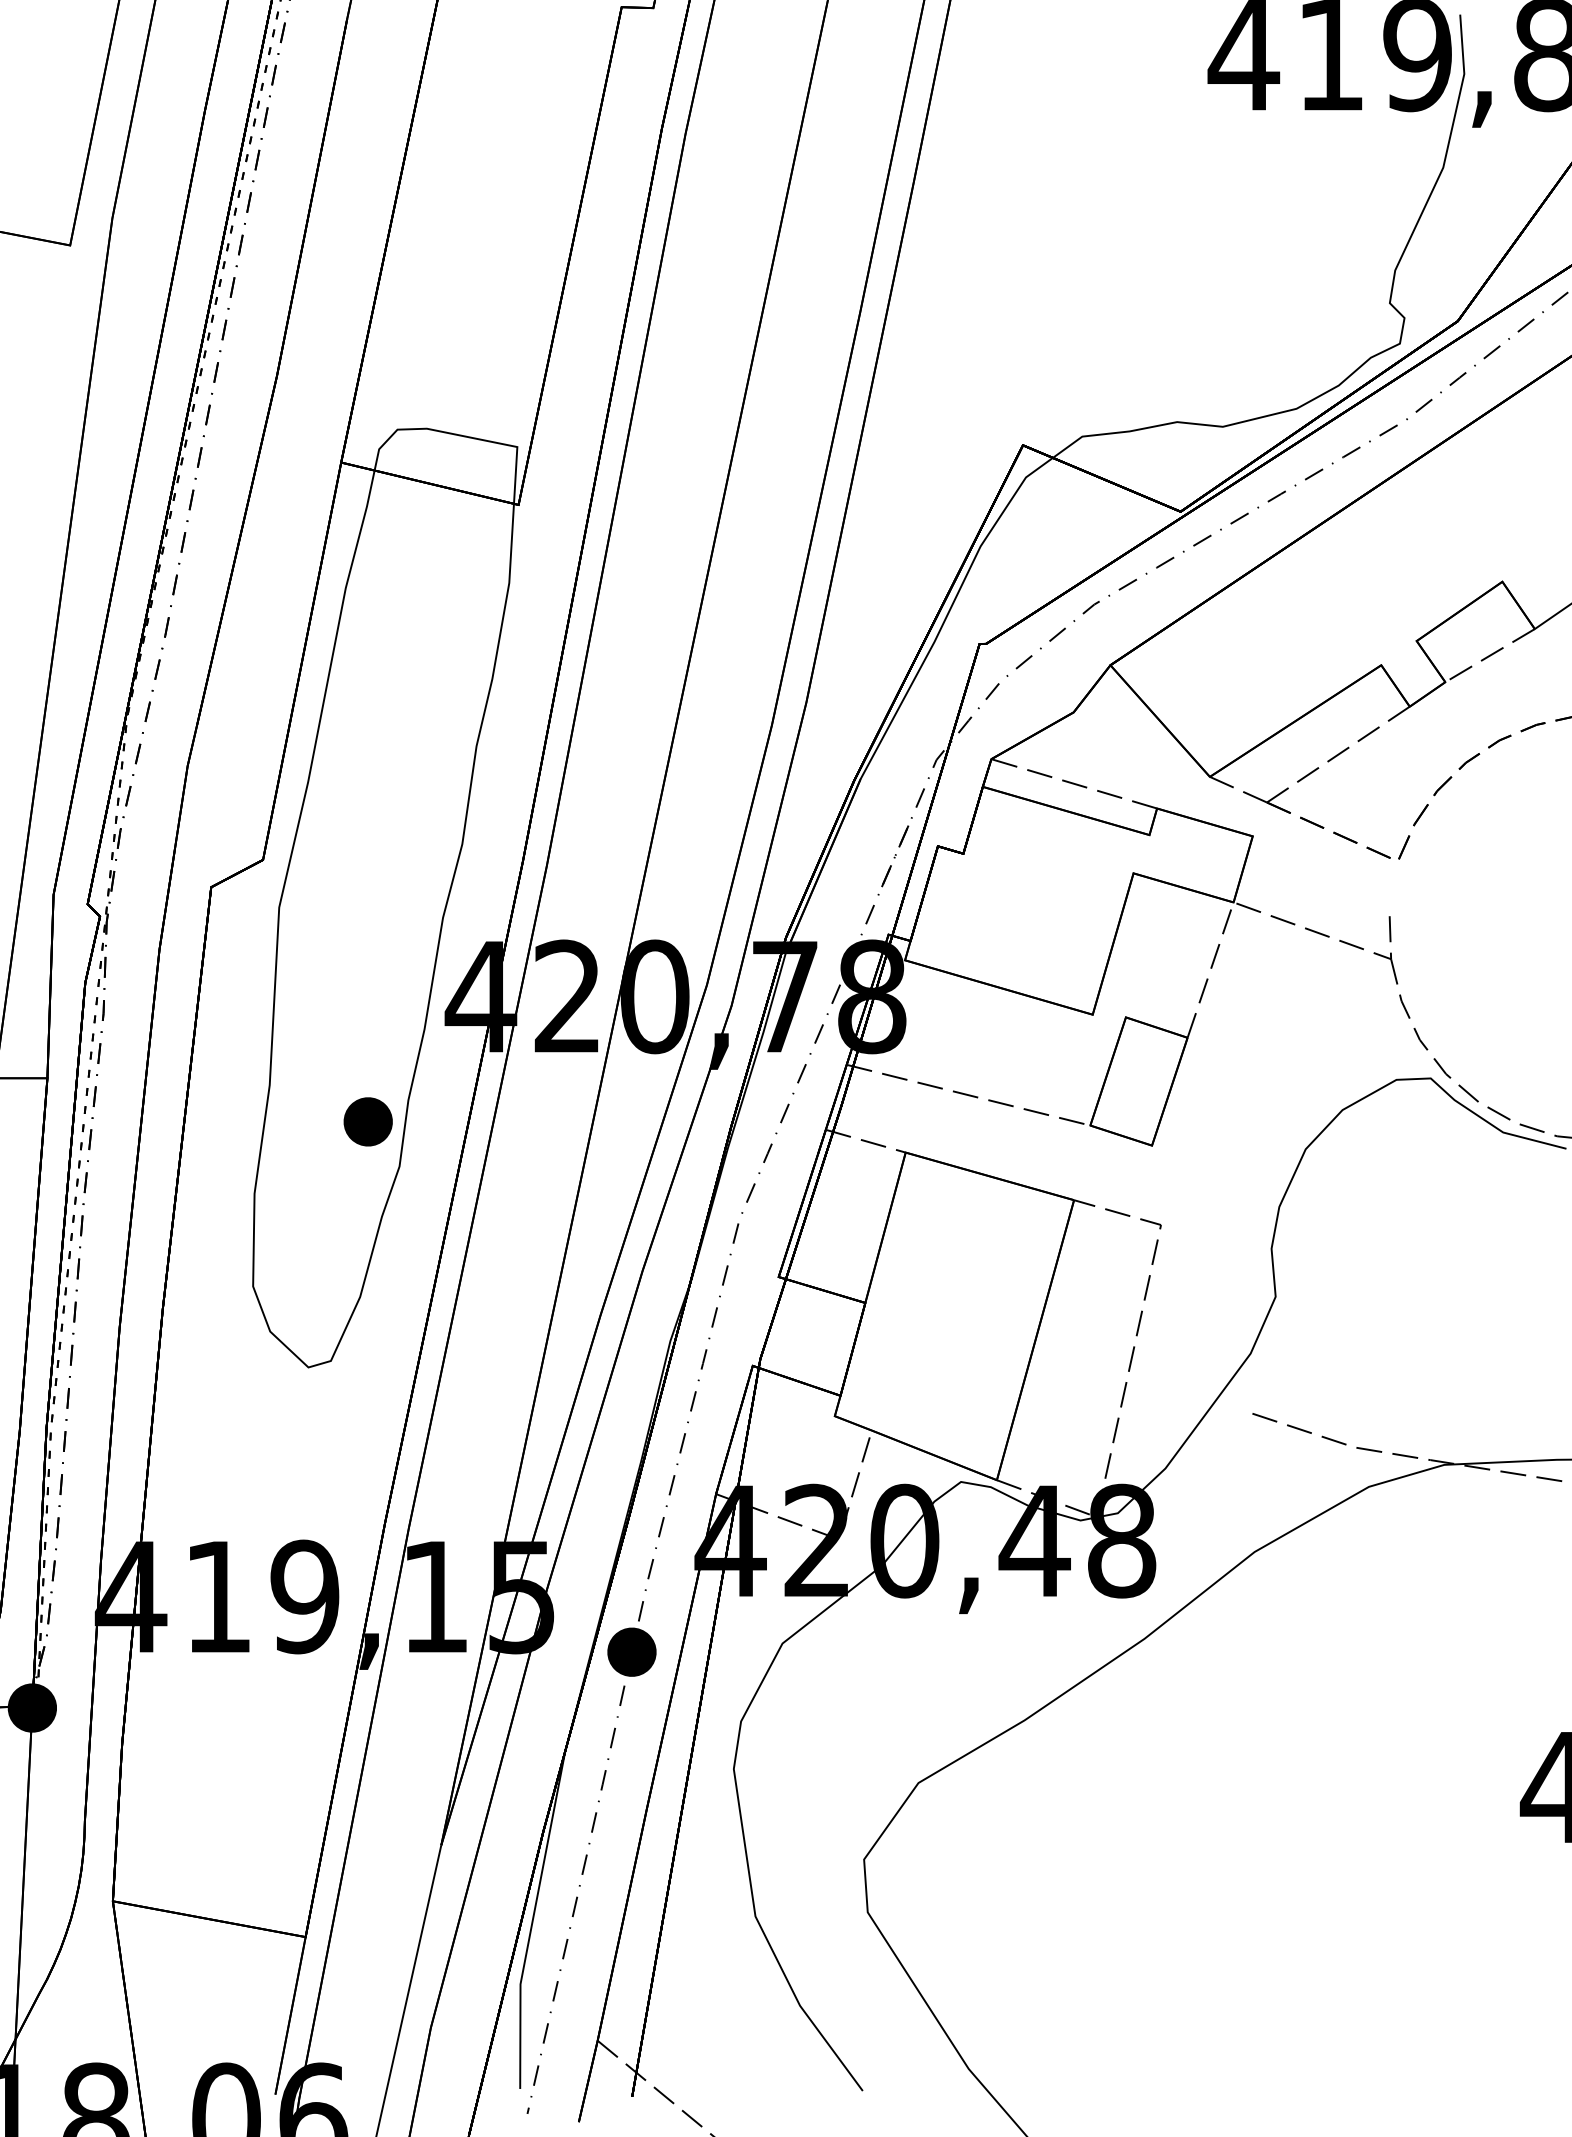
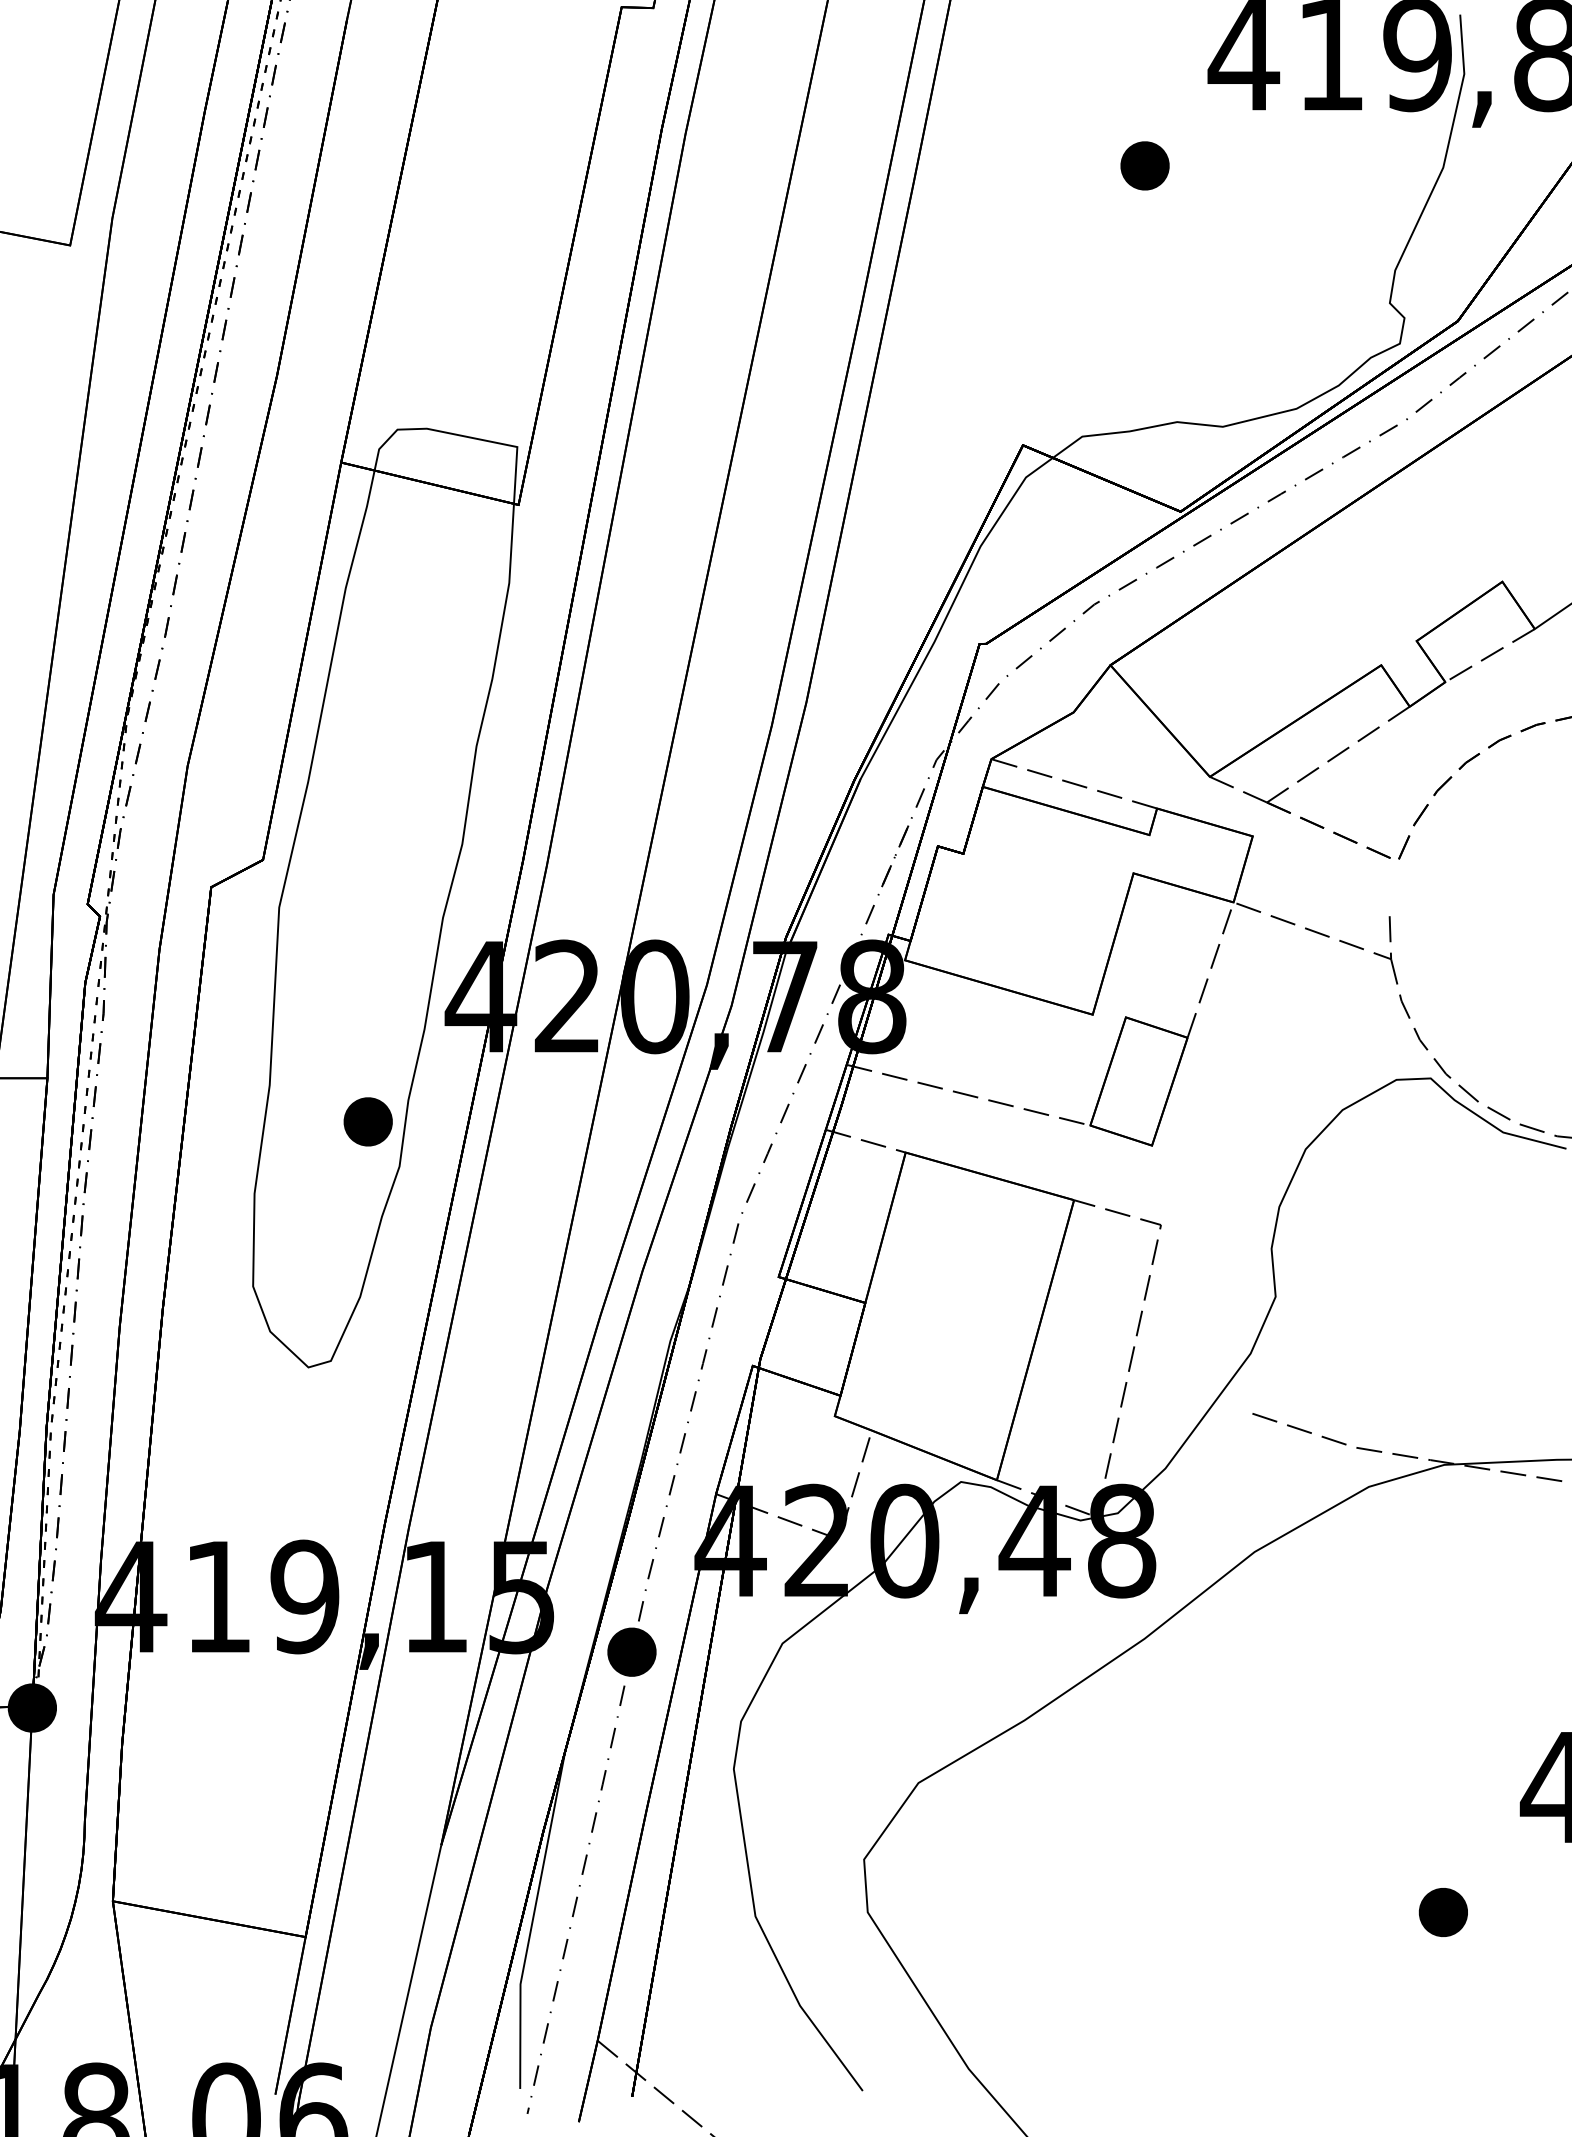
part: none -> present (1144, 165)
part: none -> present (1442, 1912)
